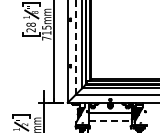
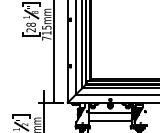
line: dashed -> solid (75, 47)
line: dashed -> solid (110, 120)
